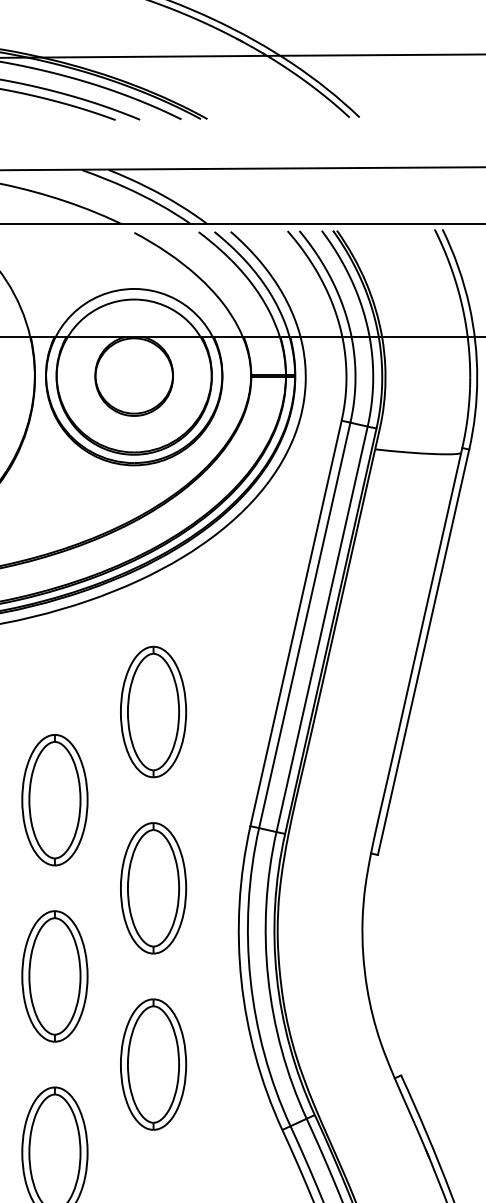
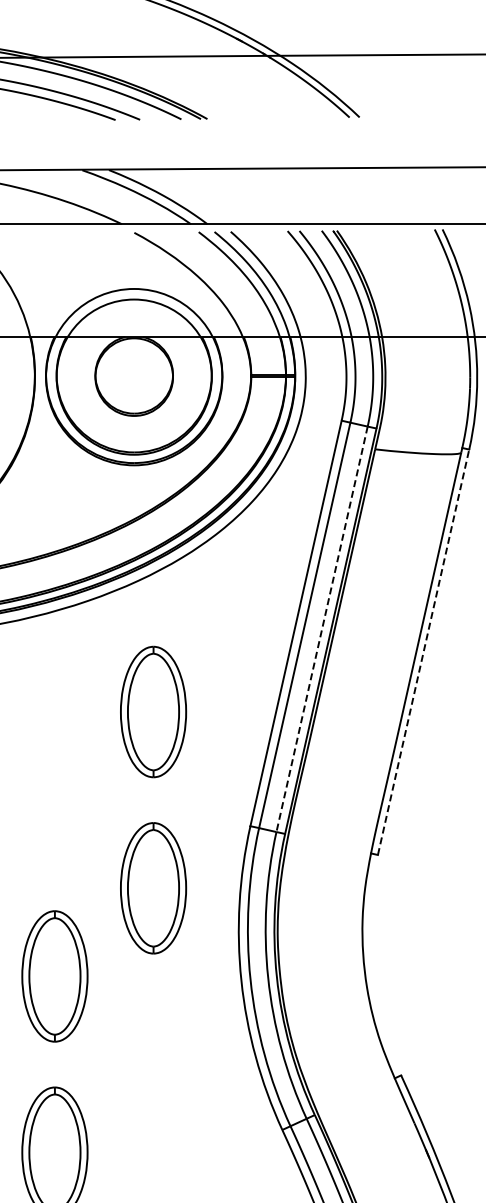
line: solid -> dashed (322, 629)
line: solid -> dashed (423, 652)
part: present -> none (54, 800)
part: present -> none (153, 1064)
